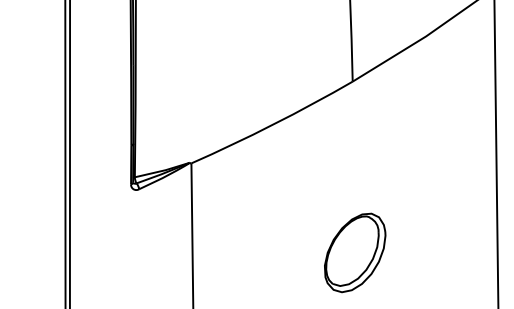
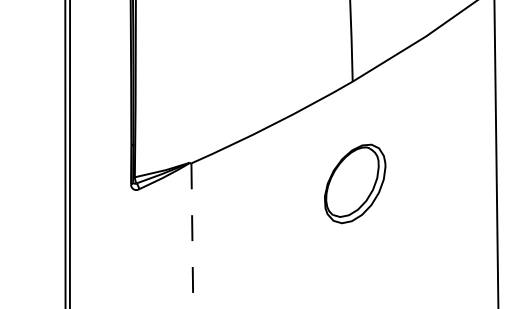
line: solid -> dashed (192, 236)
part position: (355, 252) -> (355, 183) (355, 183)
